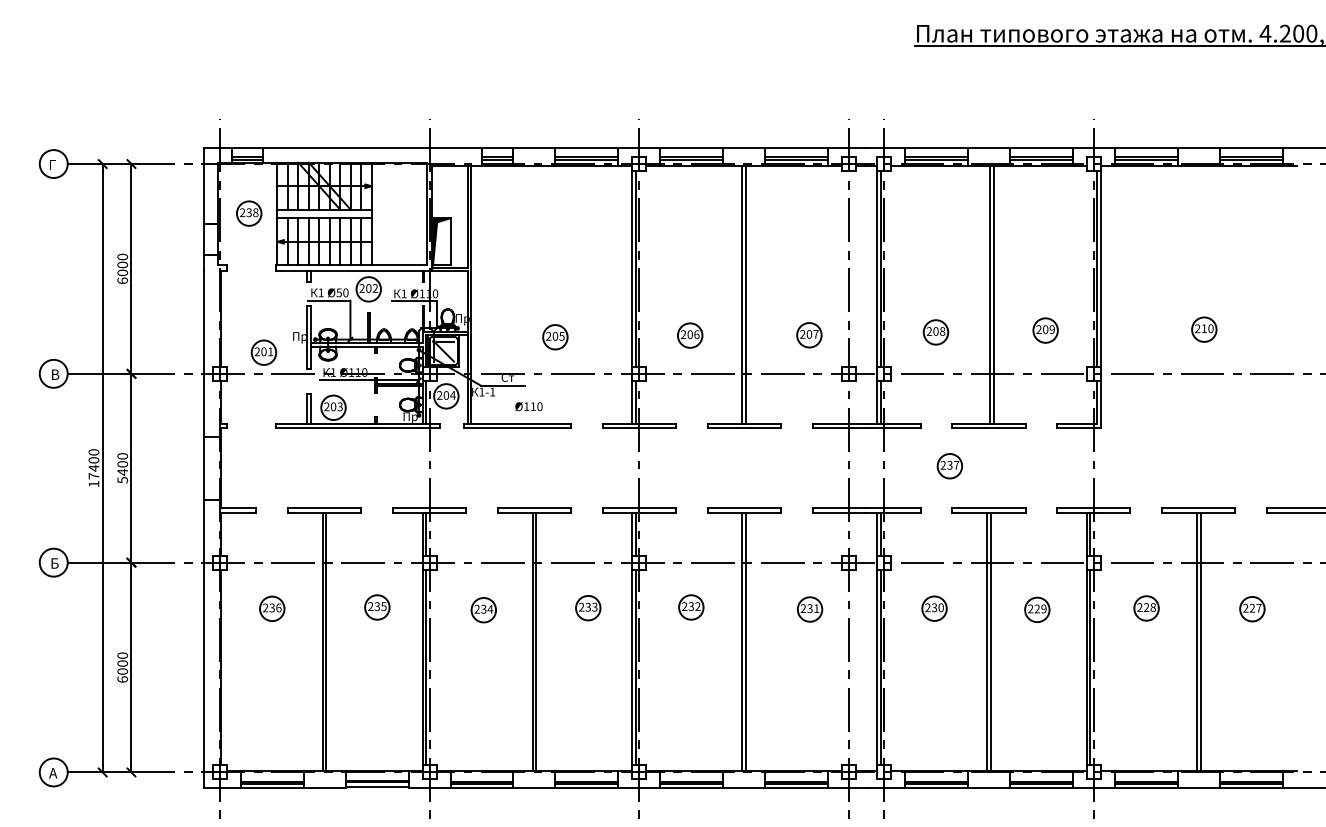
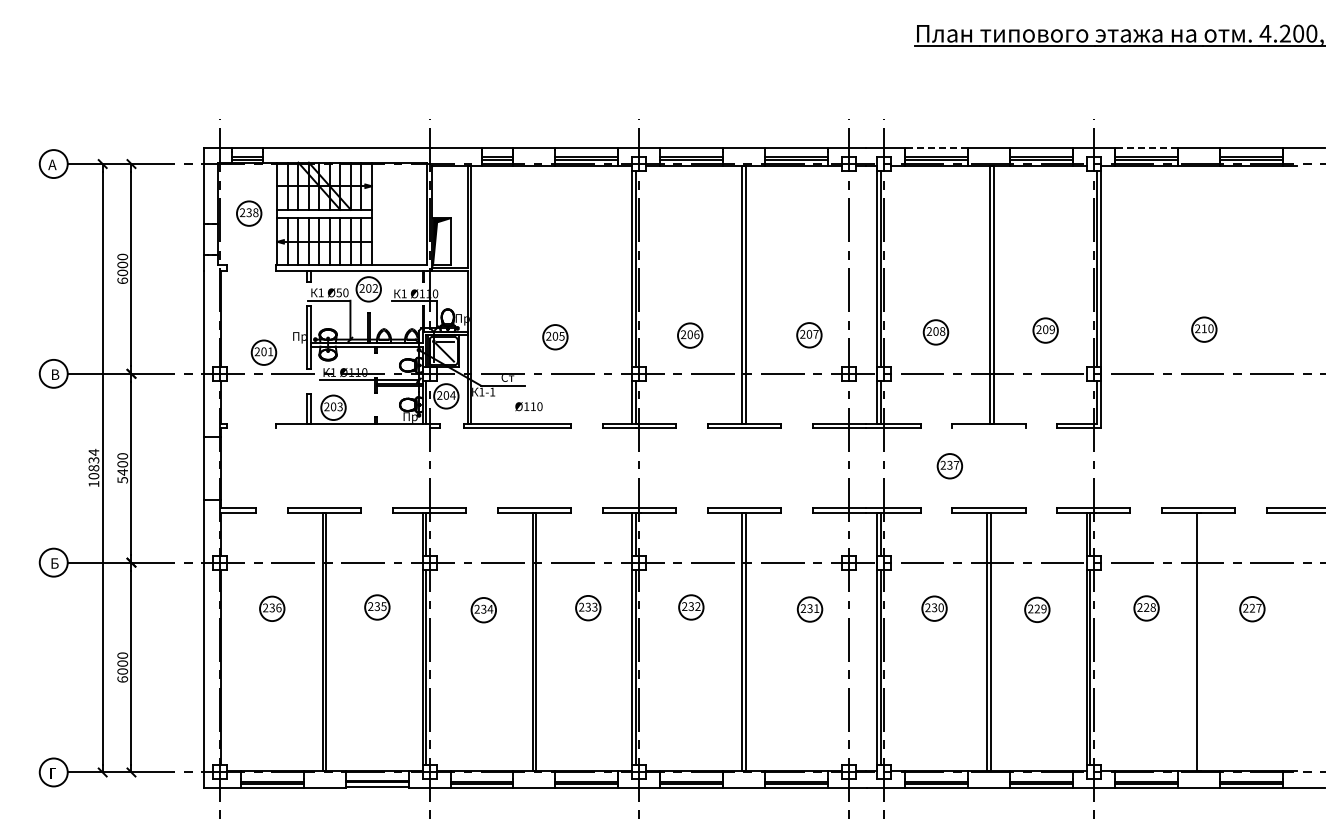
line: solid -> dashed (936, 148)
line: solid -> dashed (1145, 148)
text: Г -> А (52, 164)
line: present -> none (352, 428)
line: present -> none (988, 428)
text: 17400 -> 10834 (93, 463)
line: present -> none (1200, 641)
text: А -> Г (53, 773)
